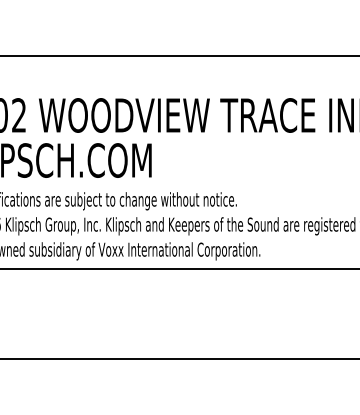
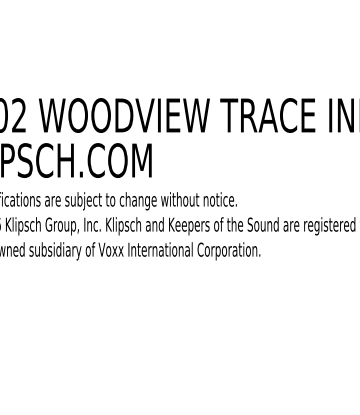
line: present -> none (179, 56)
line: present -> none (179, 268)
line: present -> none (179, 358)
